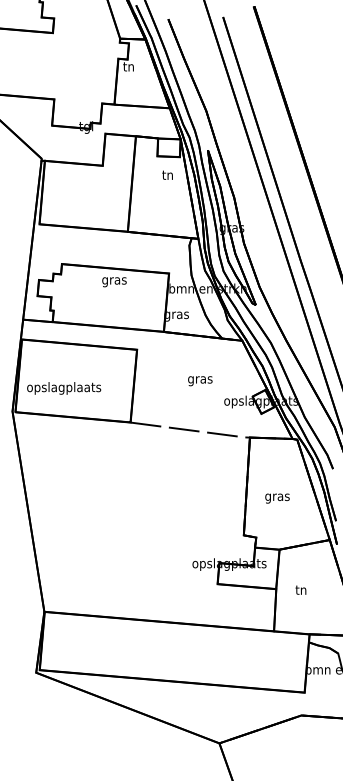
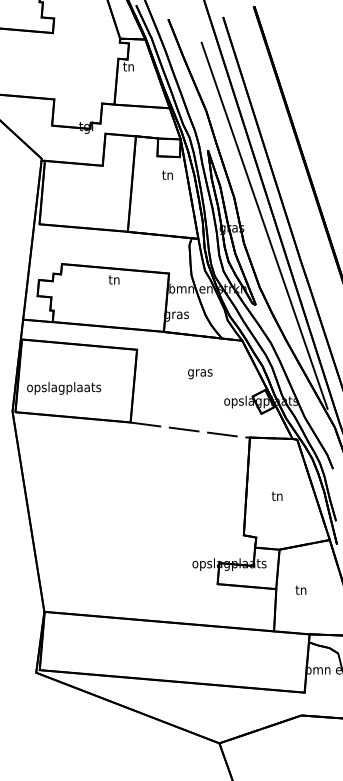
line: none -> present (264, 225)
text: gras -> tn (114, 281)
text position: (200, 381) -> (200, 374) (200, 374)
text: gras -> tn (277, 497)
